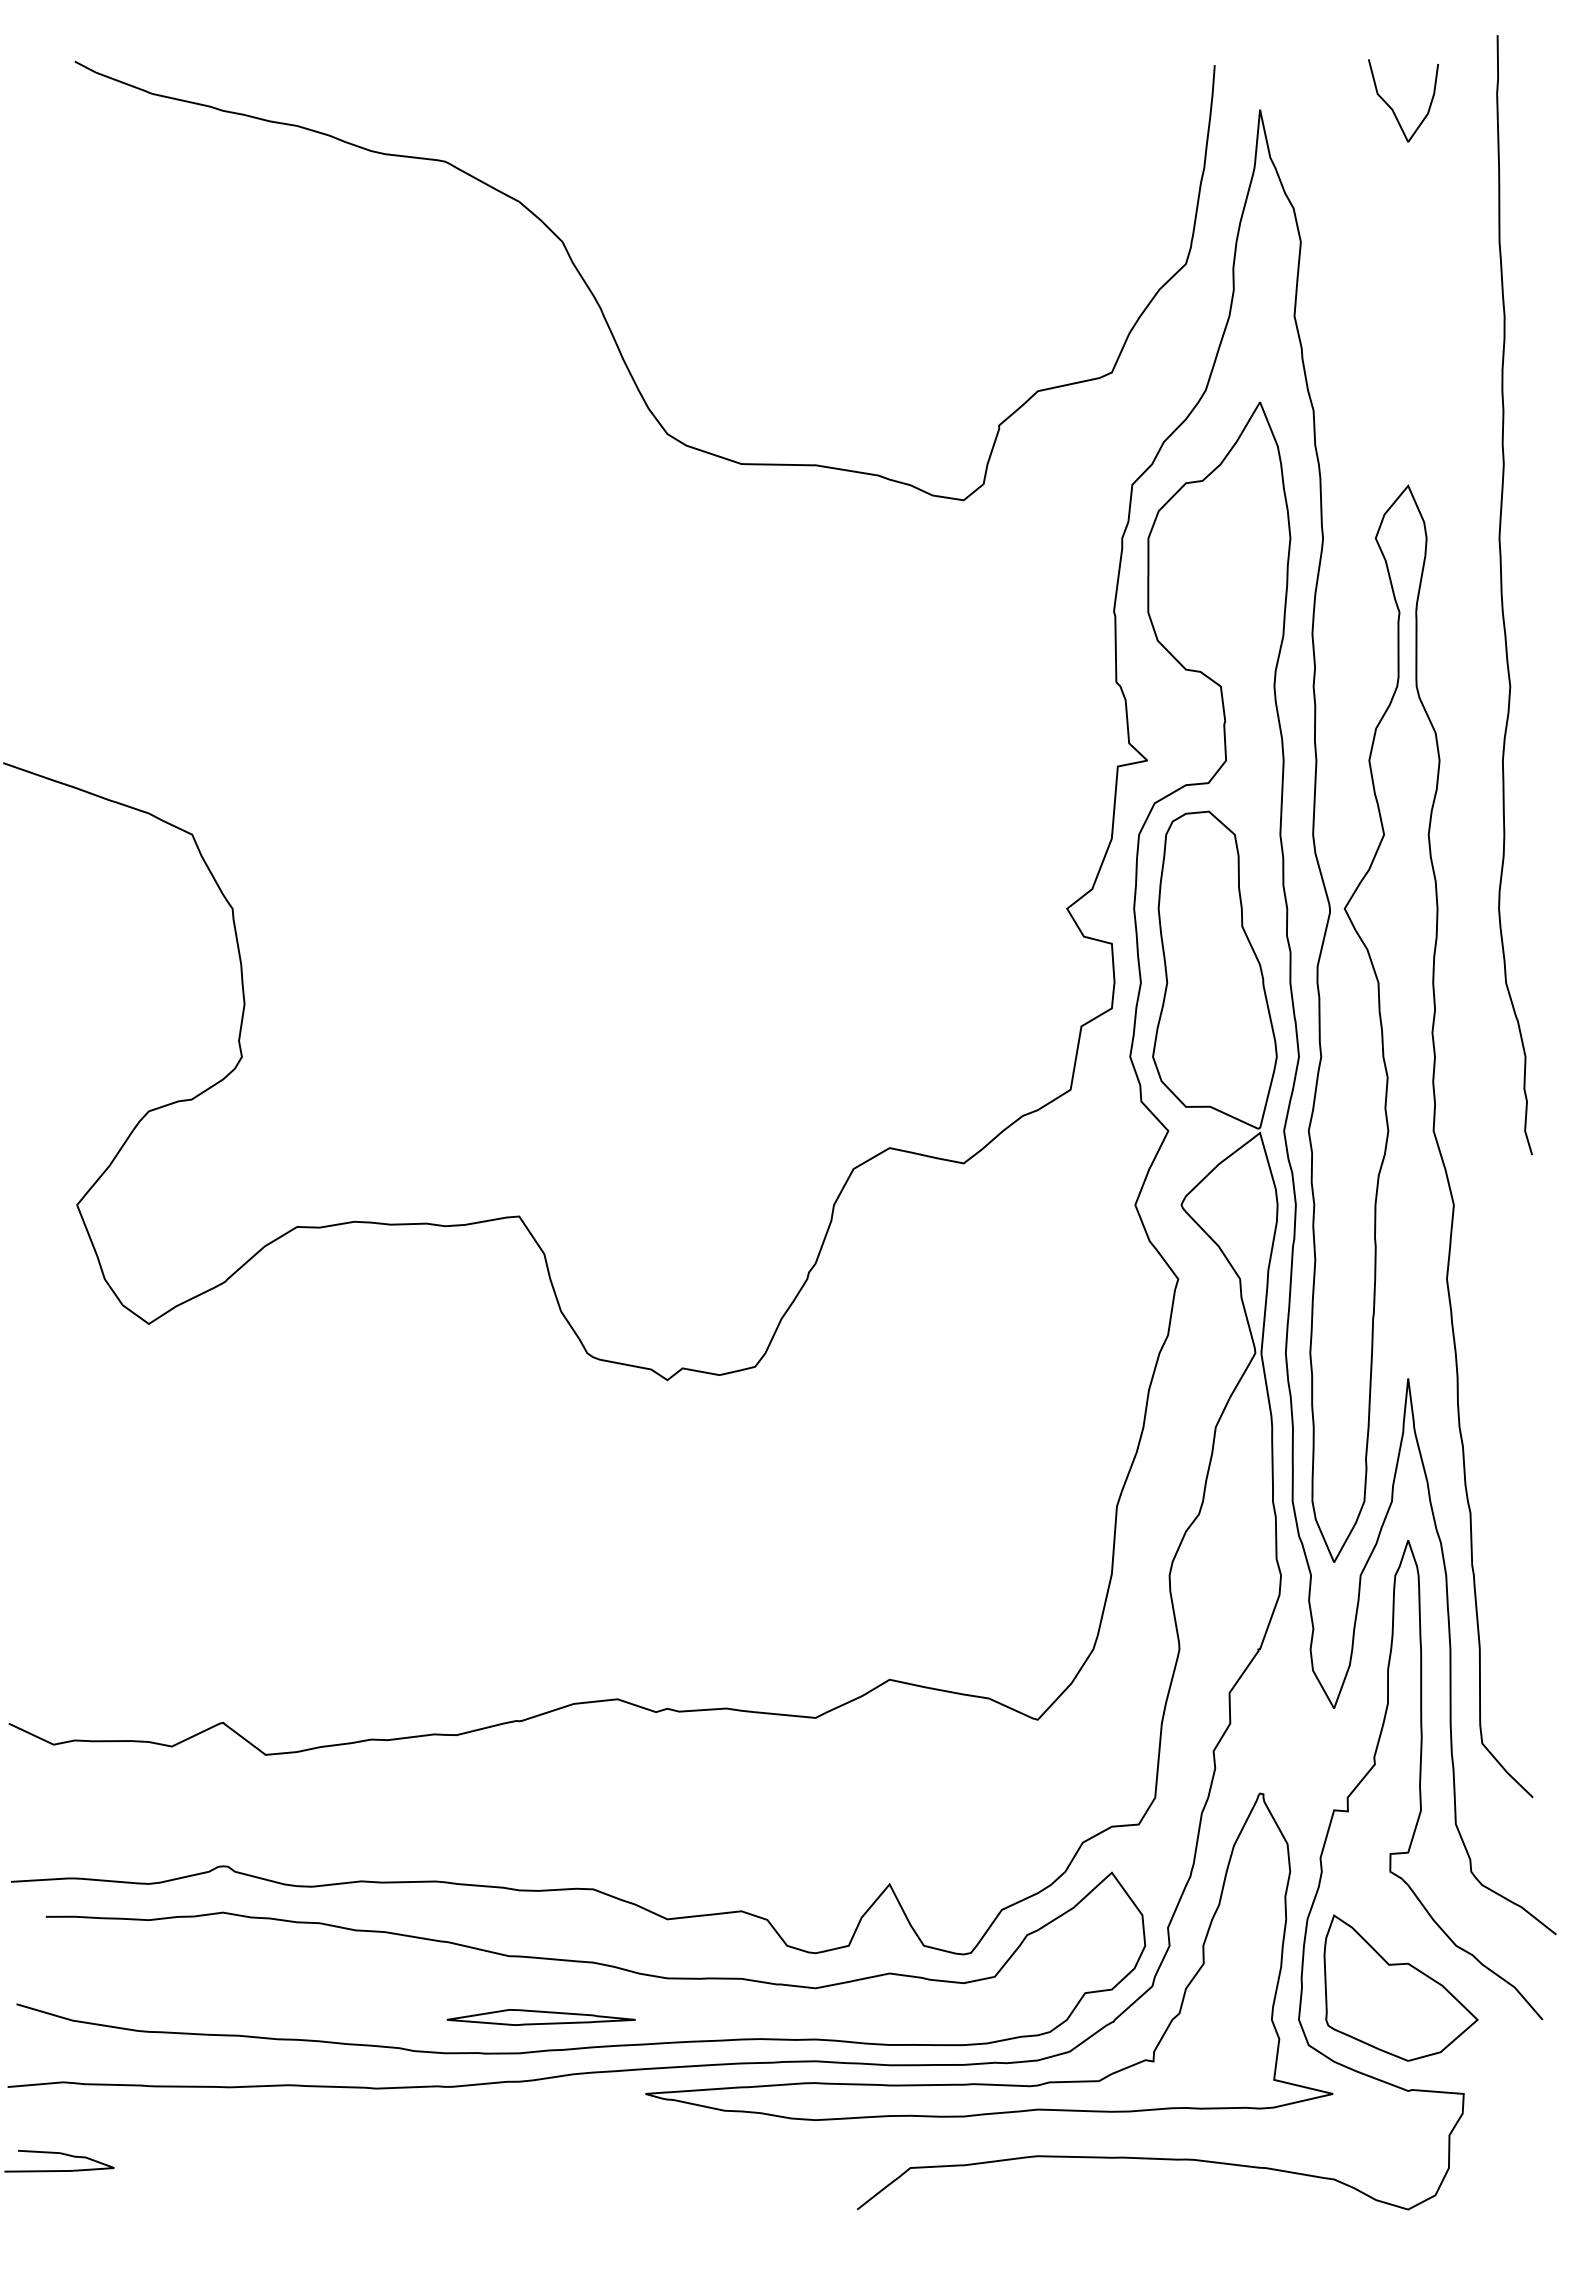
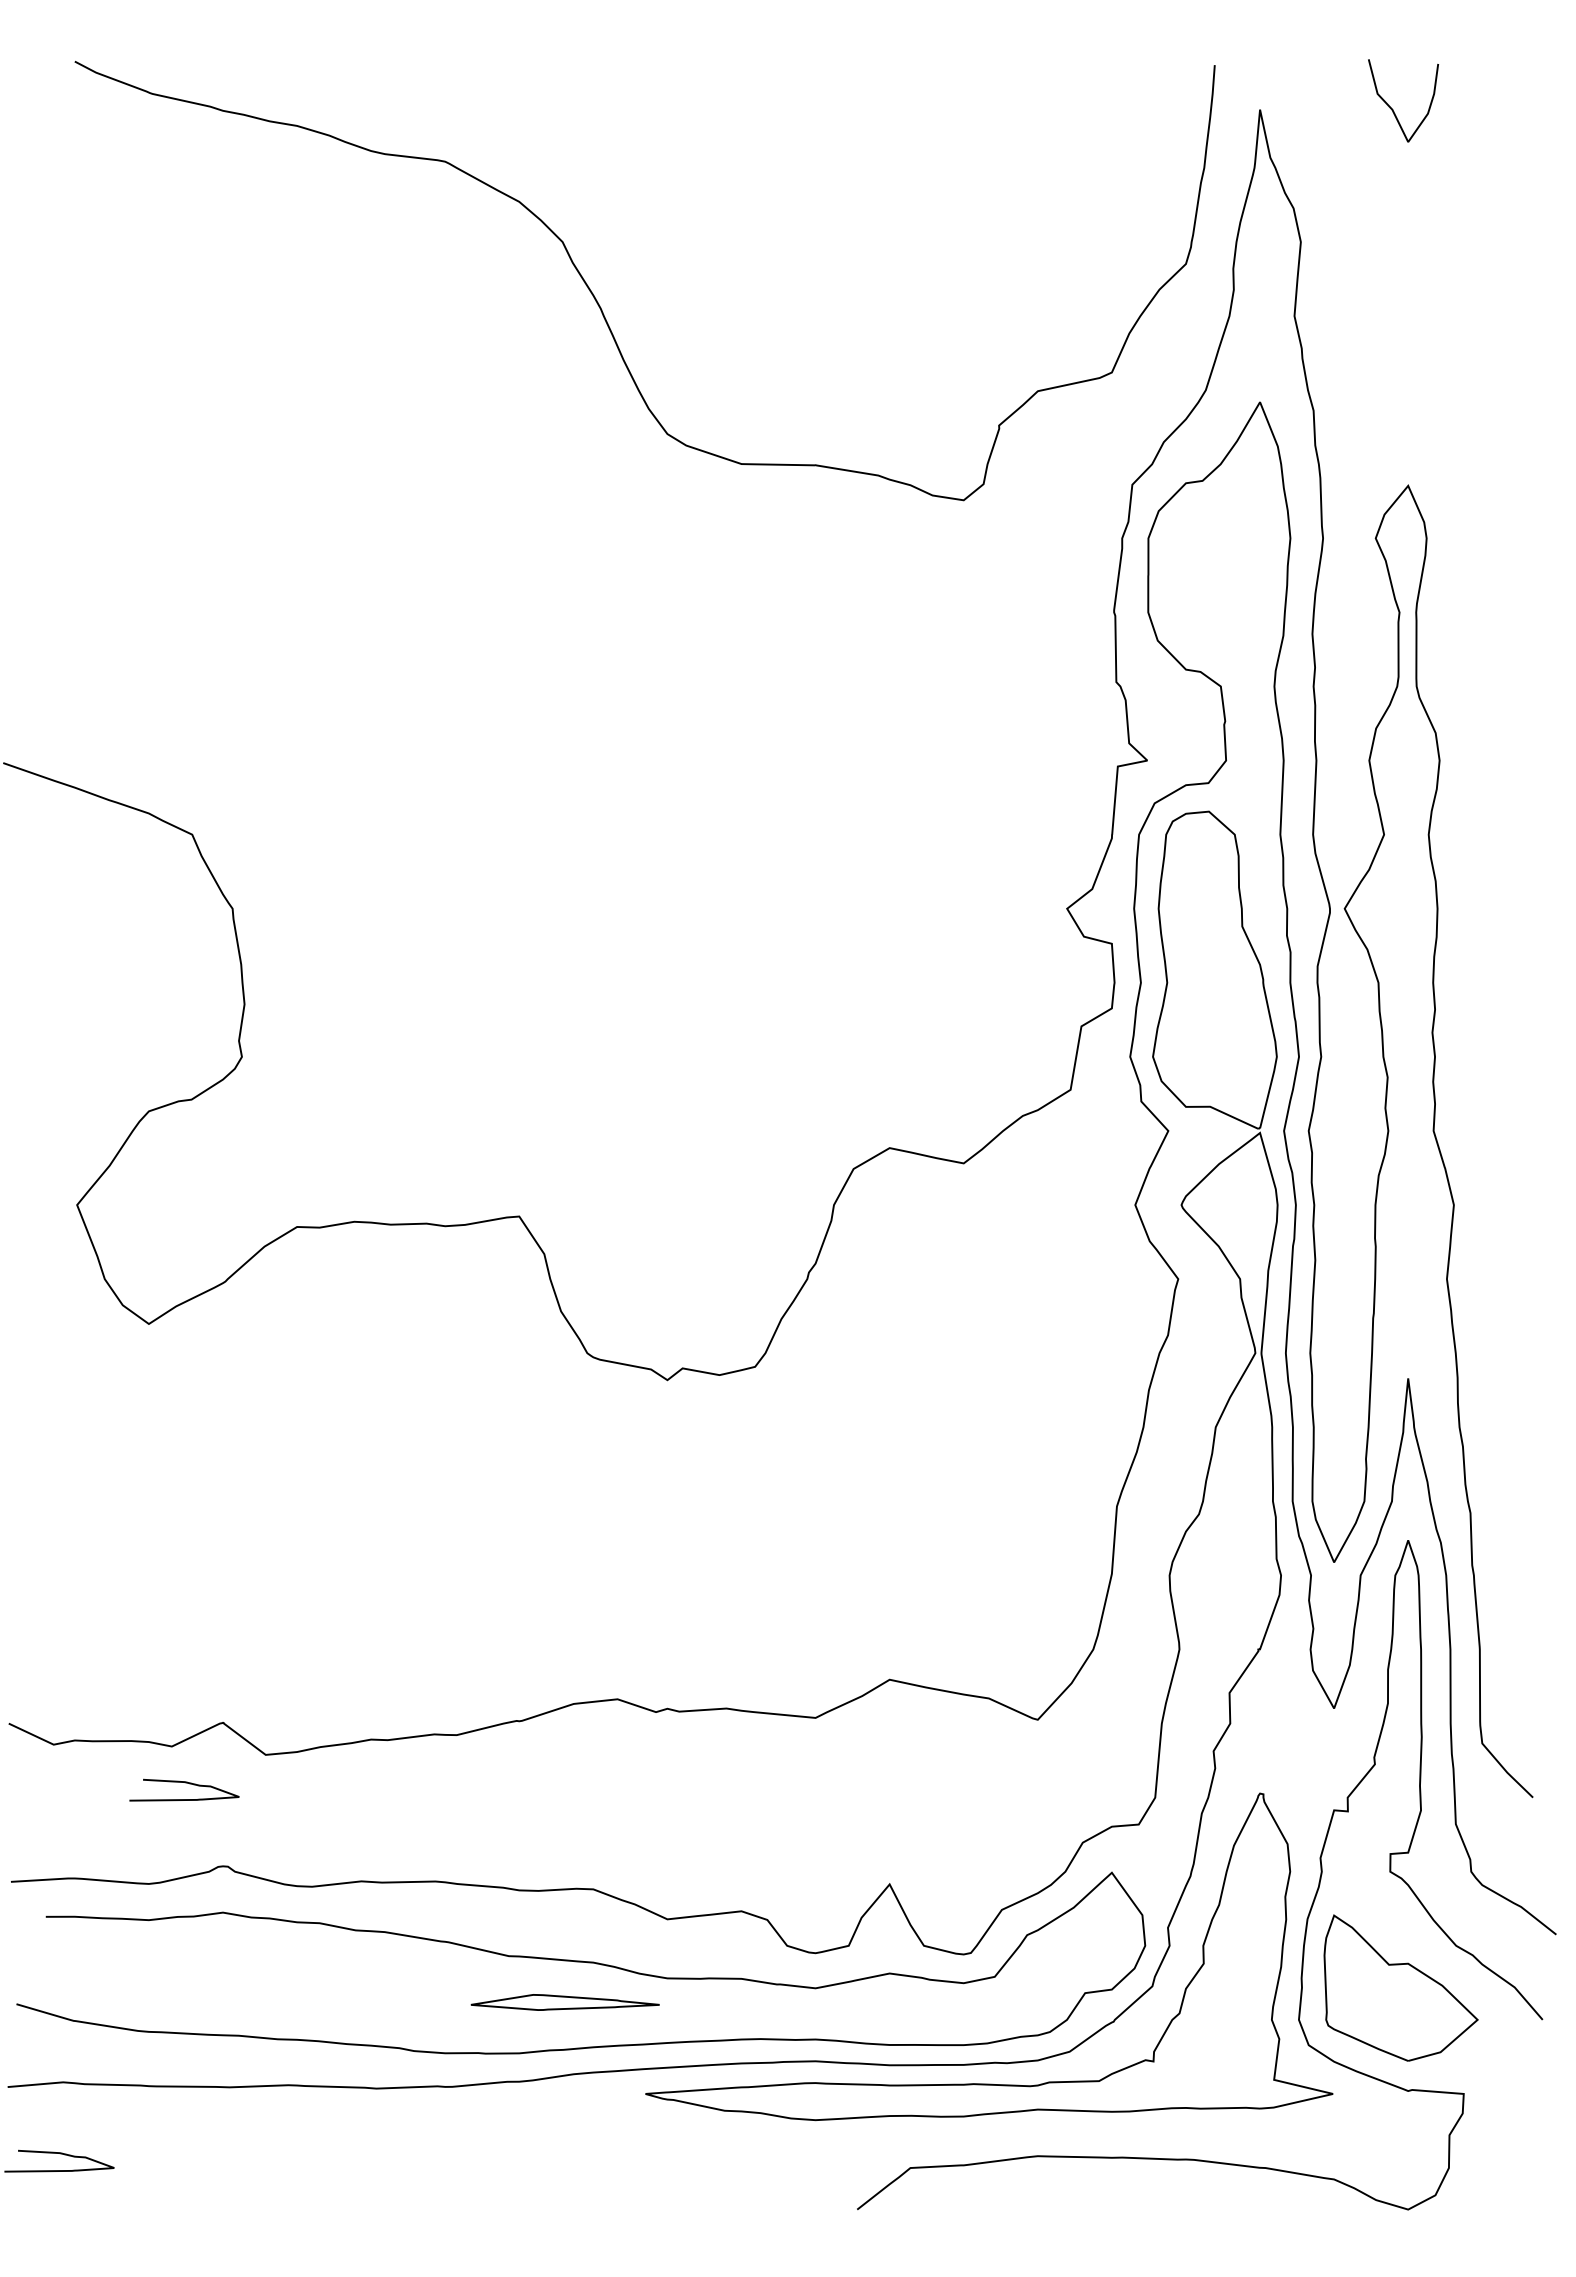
curve: present -> none (1502, 595)
curve: none -> present (185, 1783)
part position: (540, 2017) -> (564, 2002) (564, 2002)
